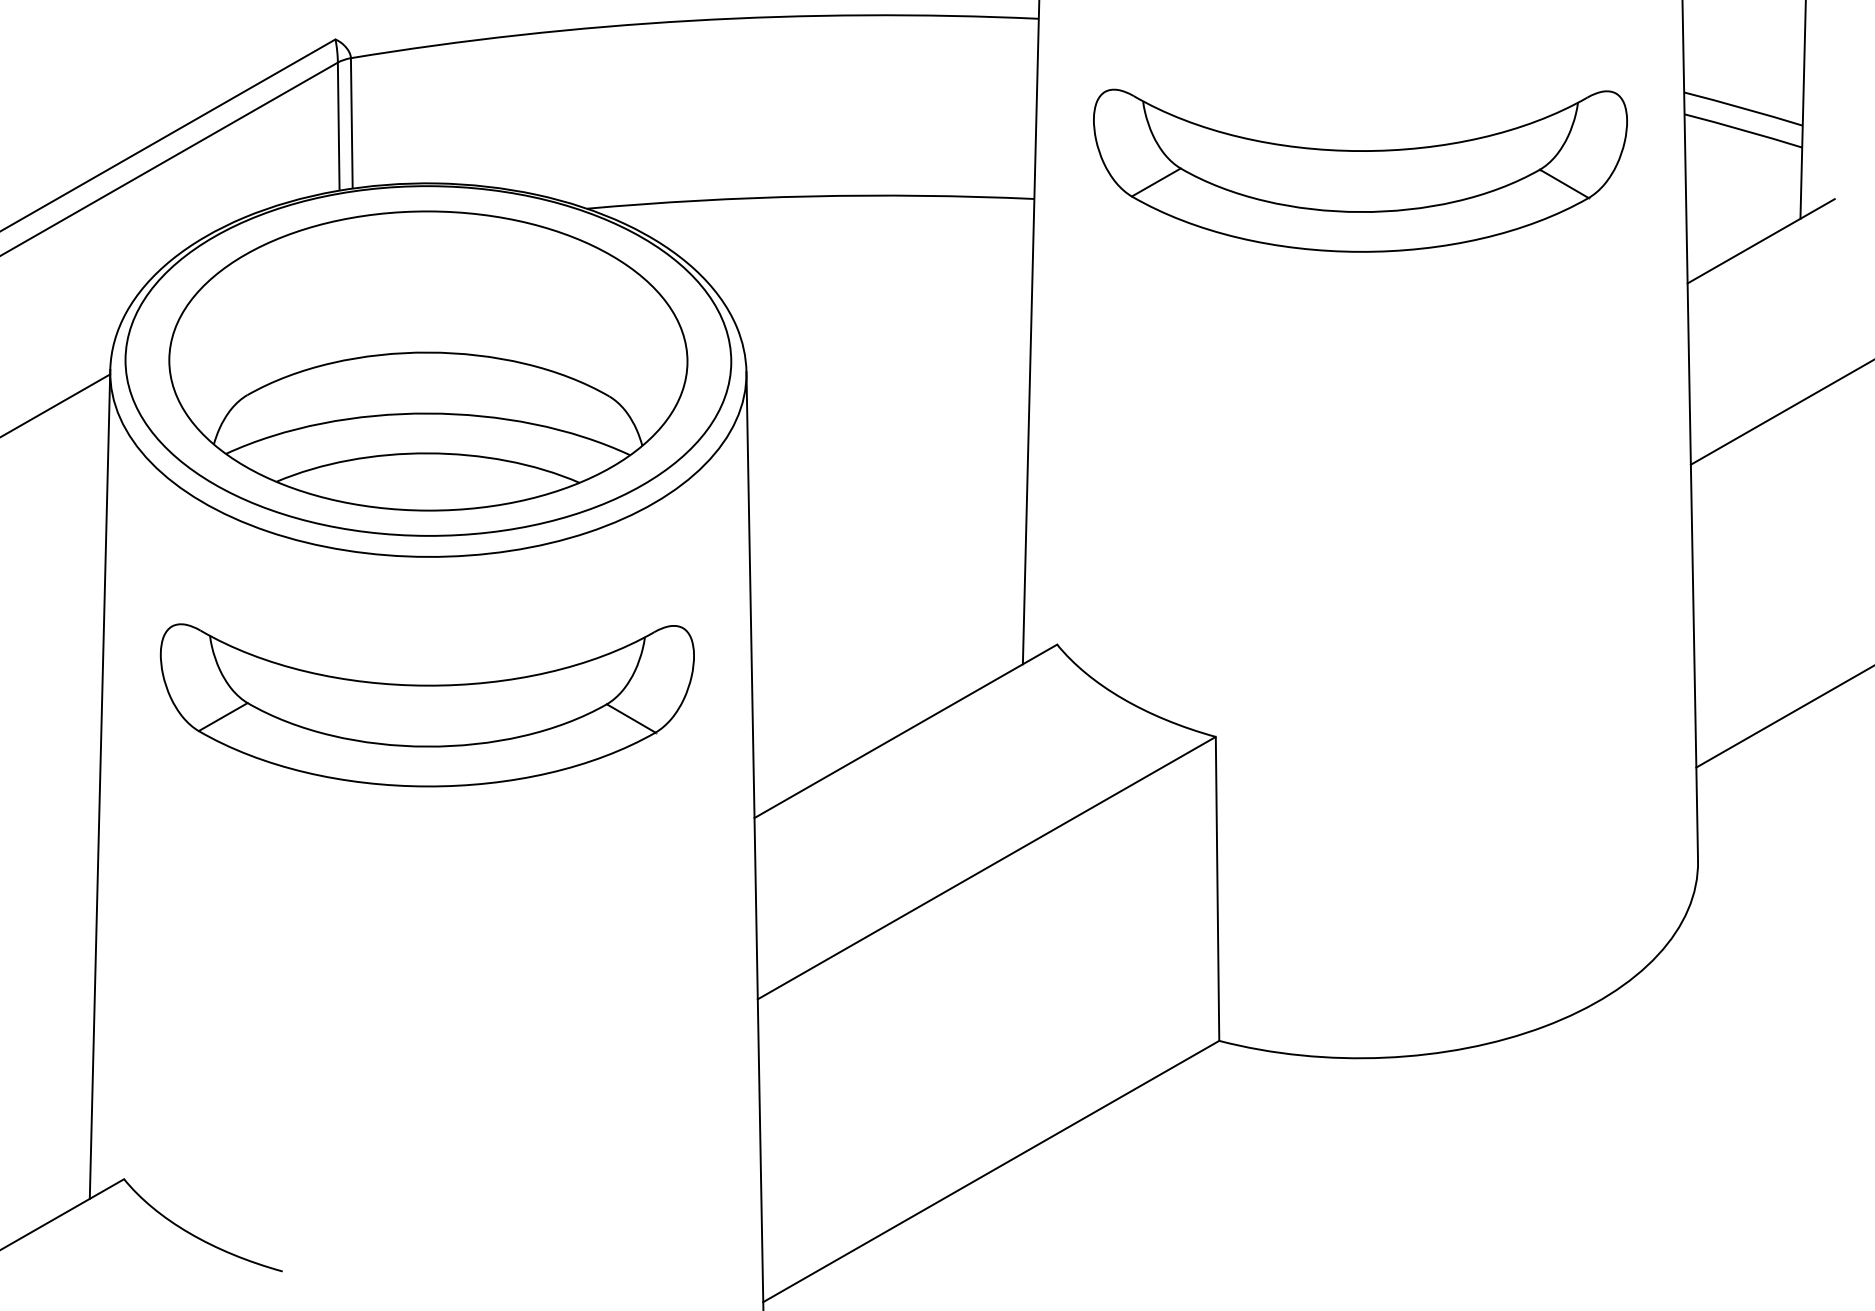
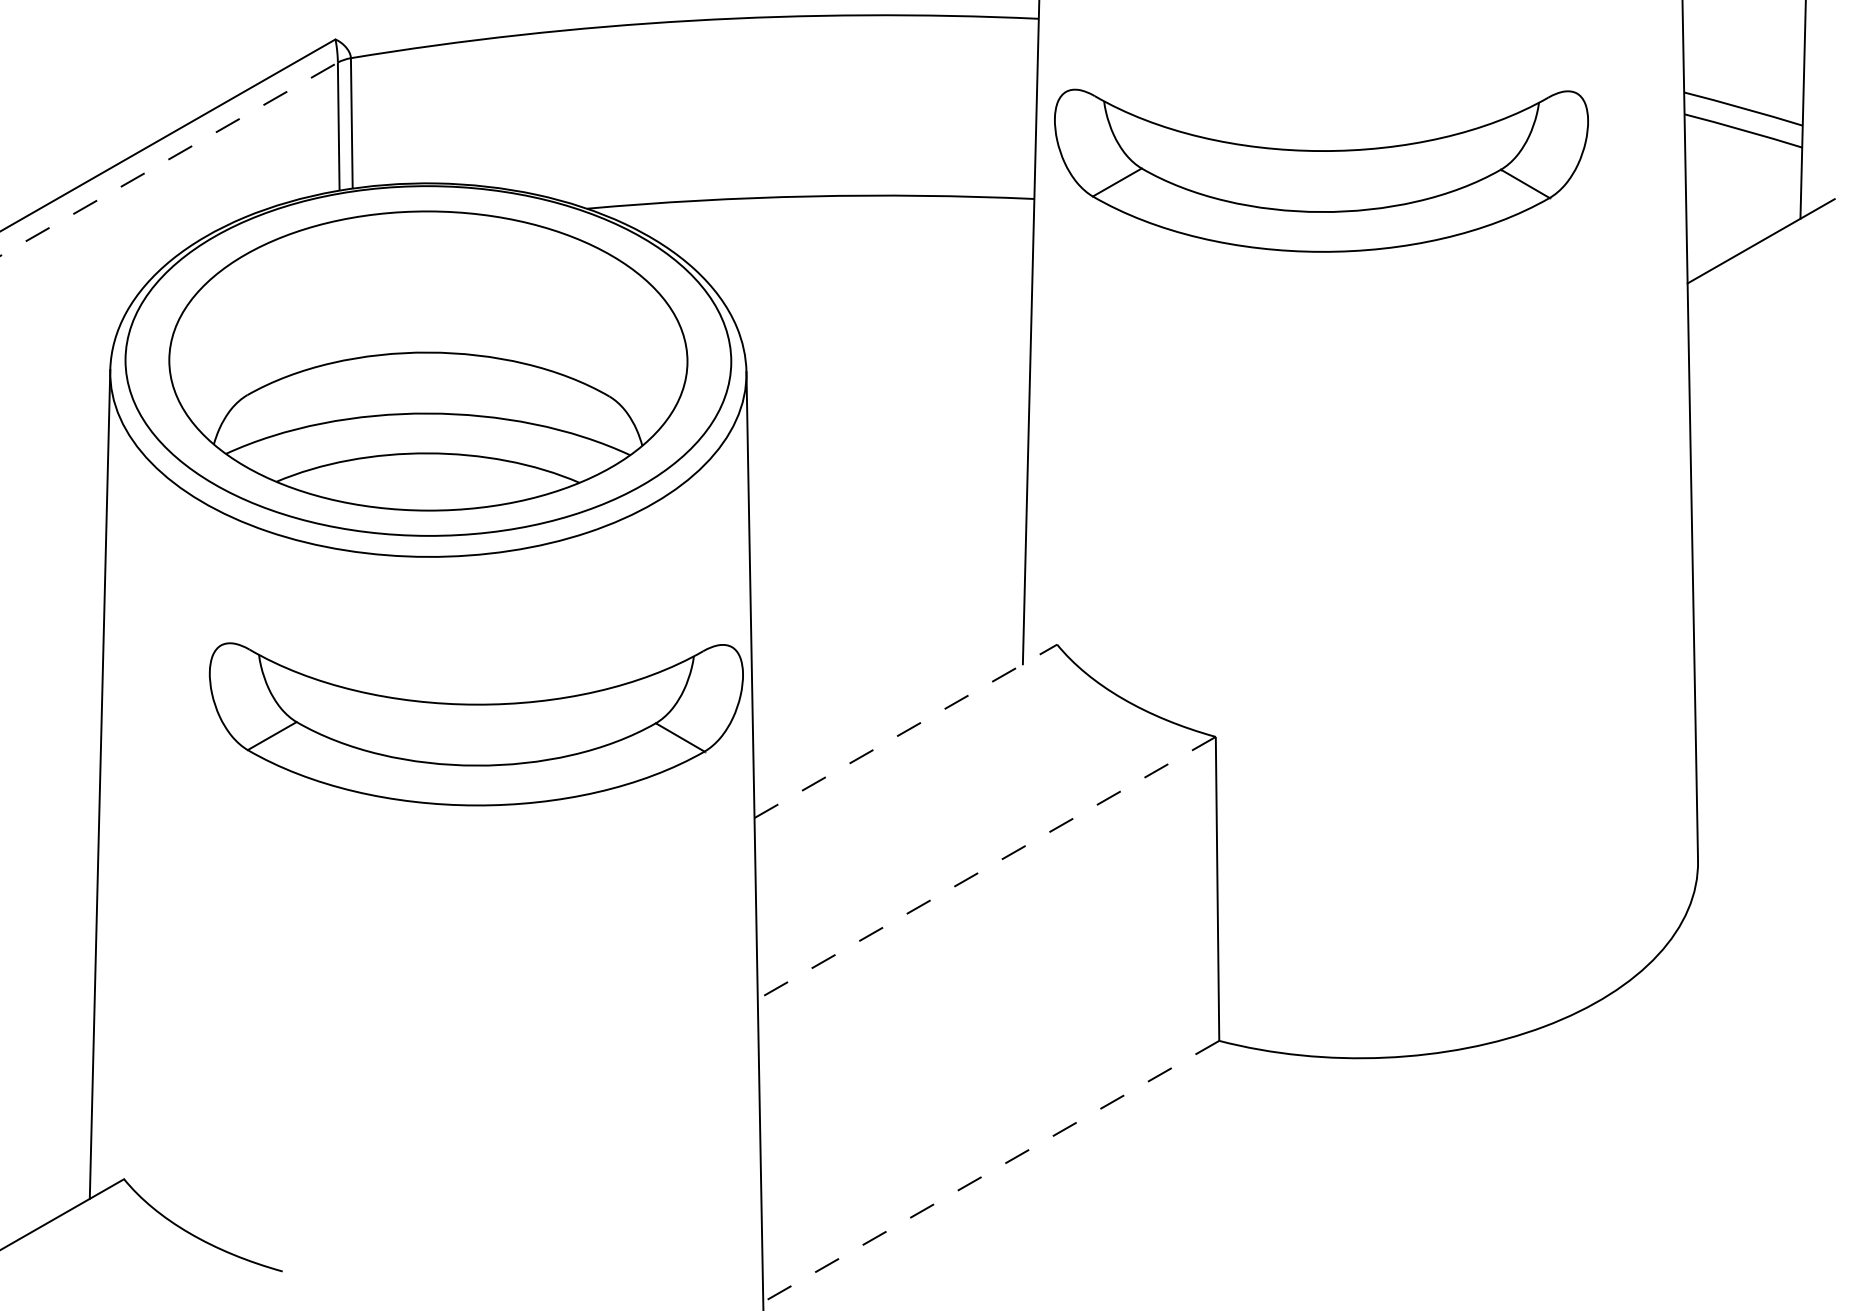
line: solid -> dashed (169, 159)
part position: (1360, 170) -> (1321, 170) (1321, 170)
line: present -> none (56, 405)
line: present -> none (1780, 412)
part position: (426, 705) -> (475, 724) (475, 724)
line: present -> none (1783, 717)
line: solid -> dashed (906, 731)
line: solid -> dashed (986, 868)
line: solid -> dashed (991, 1171)
